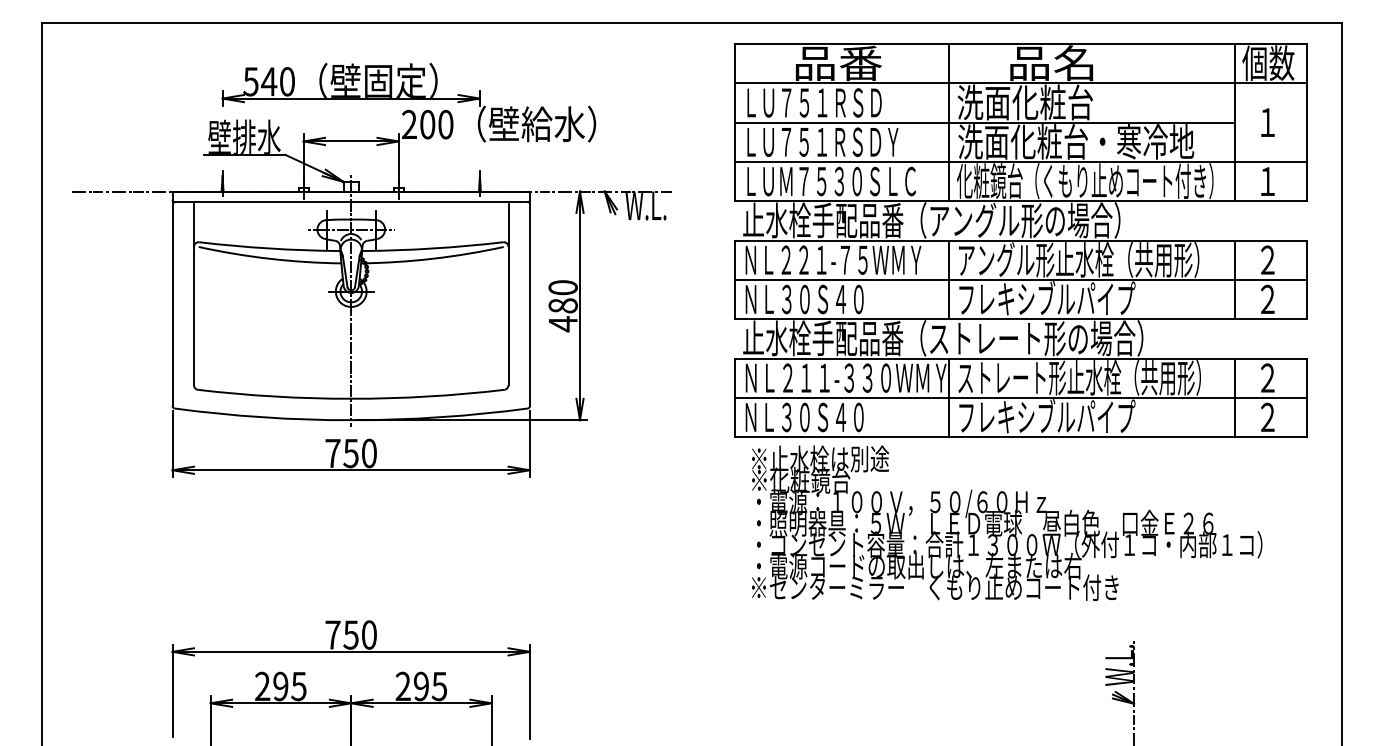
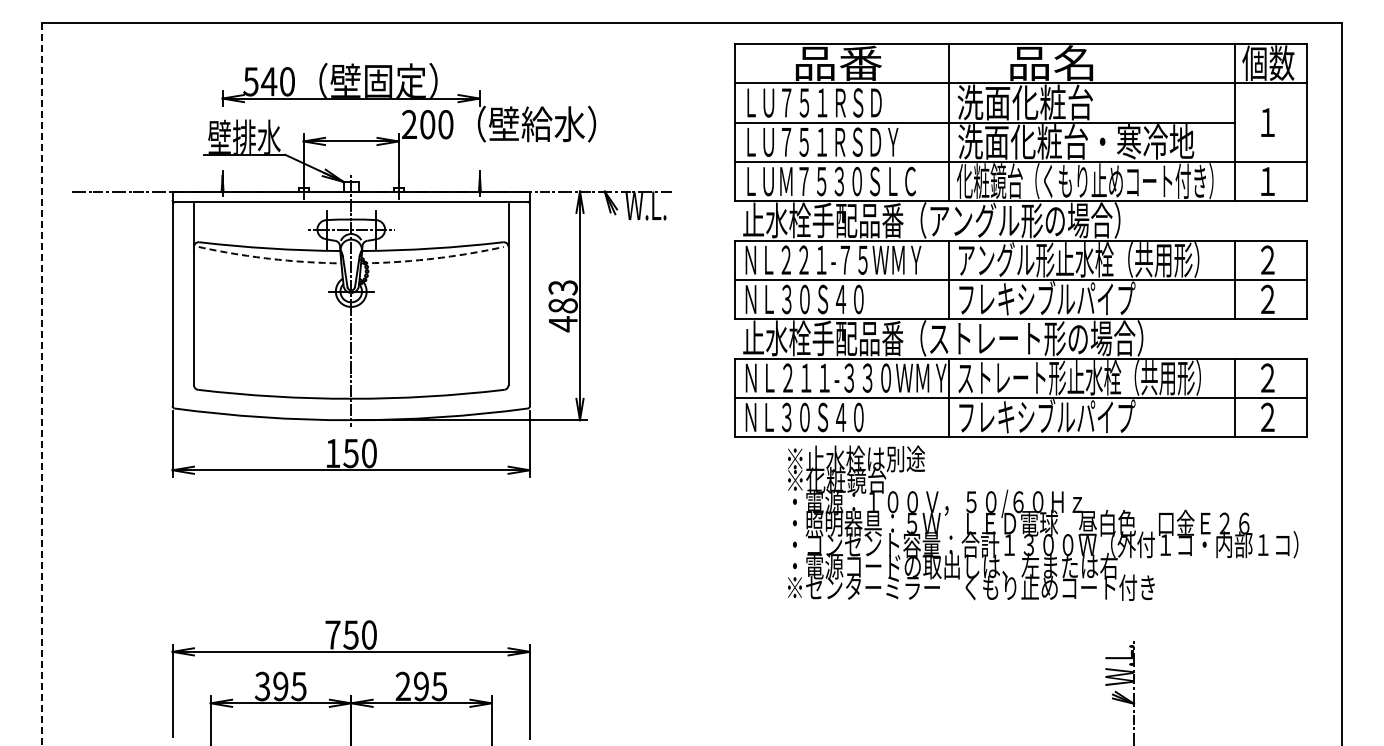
arc: solid -> dashed (269, 258)
arc: solid -> dashed (432, 258)
text: 480 -> 483 (562, 287)
line: solid -> dashed (41, 383)
text: 750 -> 150 (332, 453)
text position: (1007, 522) -> (1043, 522) (1043, 522)
text: 295 -> 395 (262, 686)
